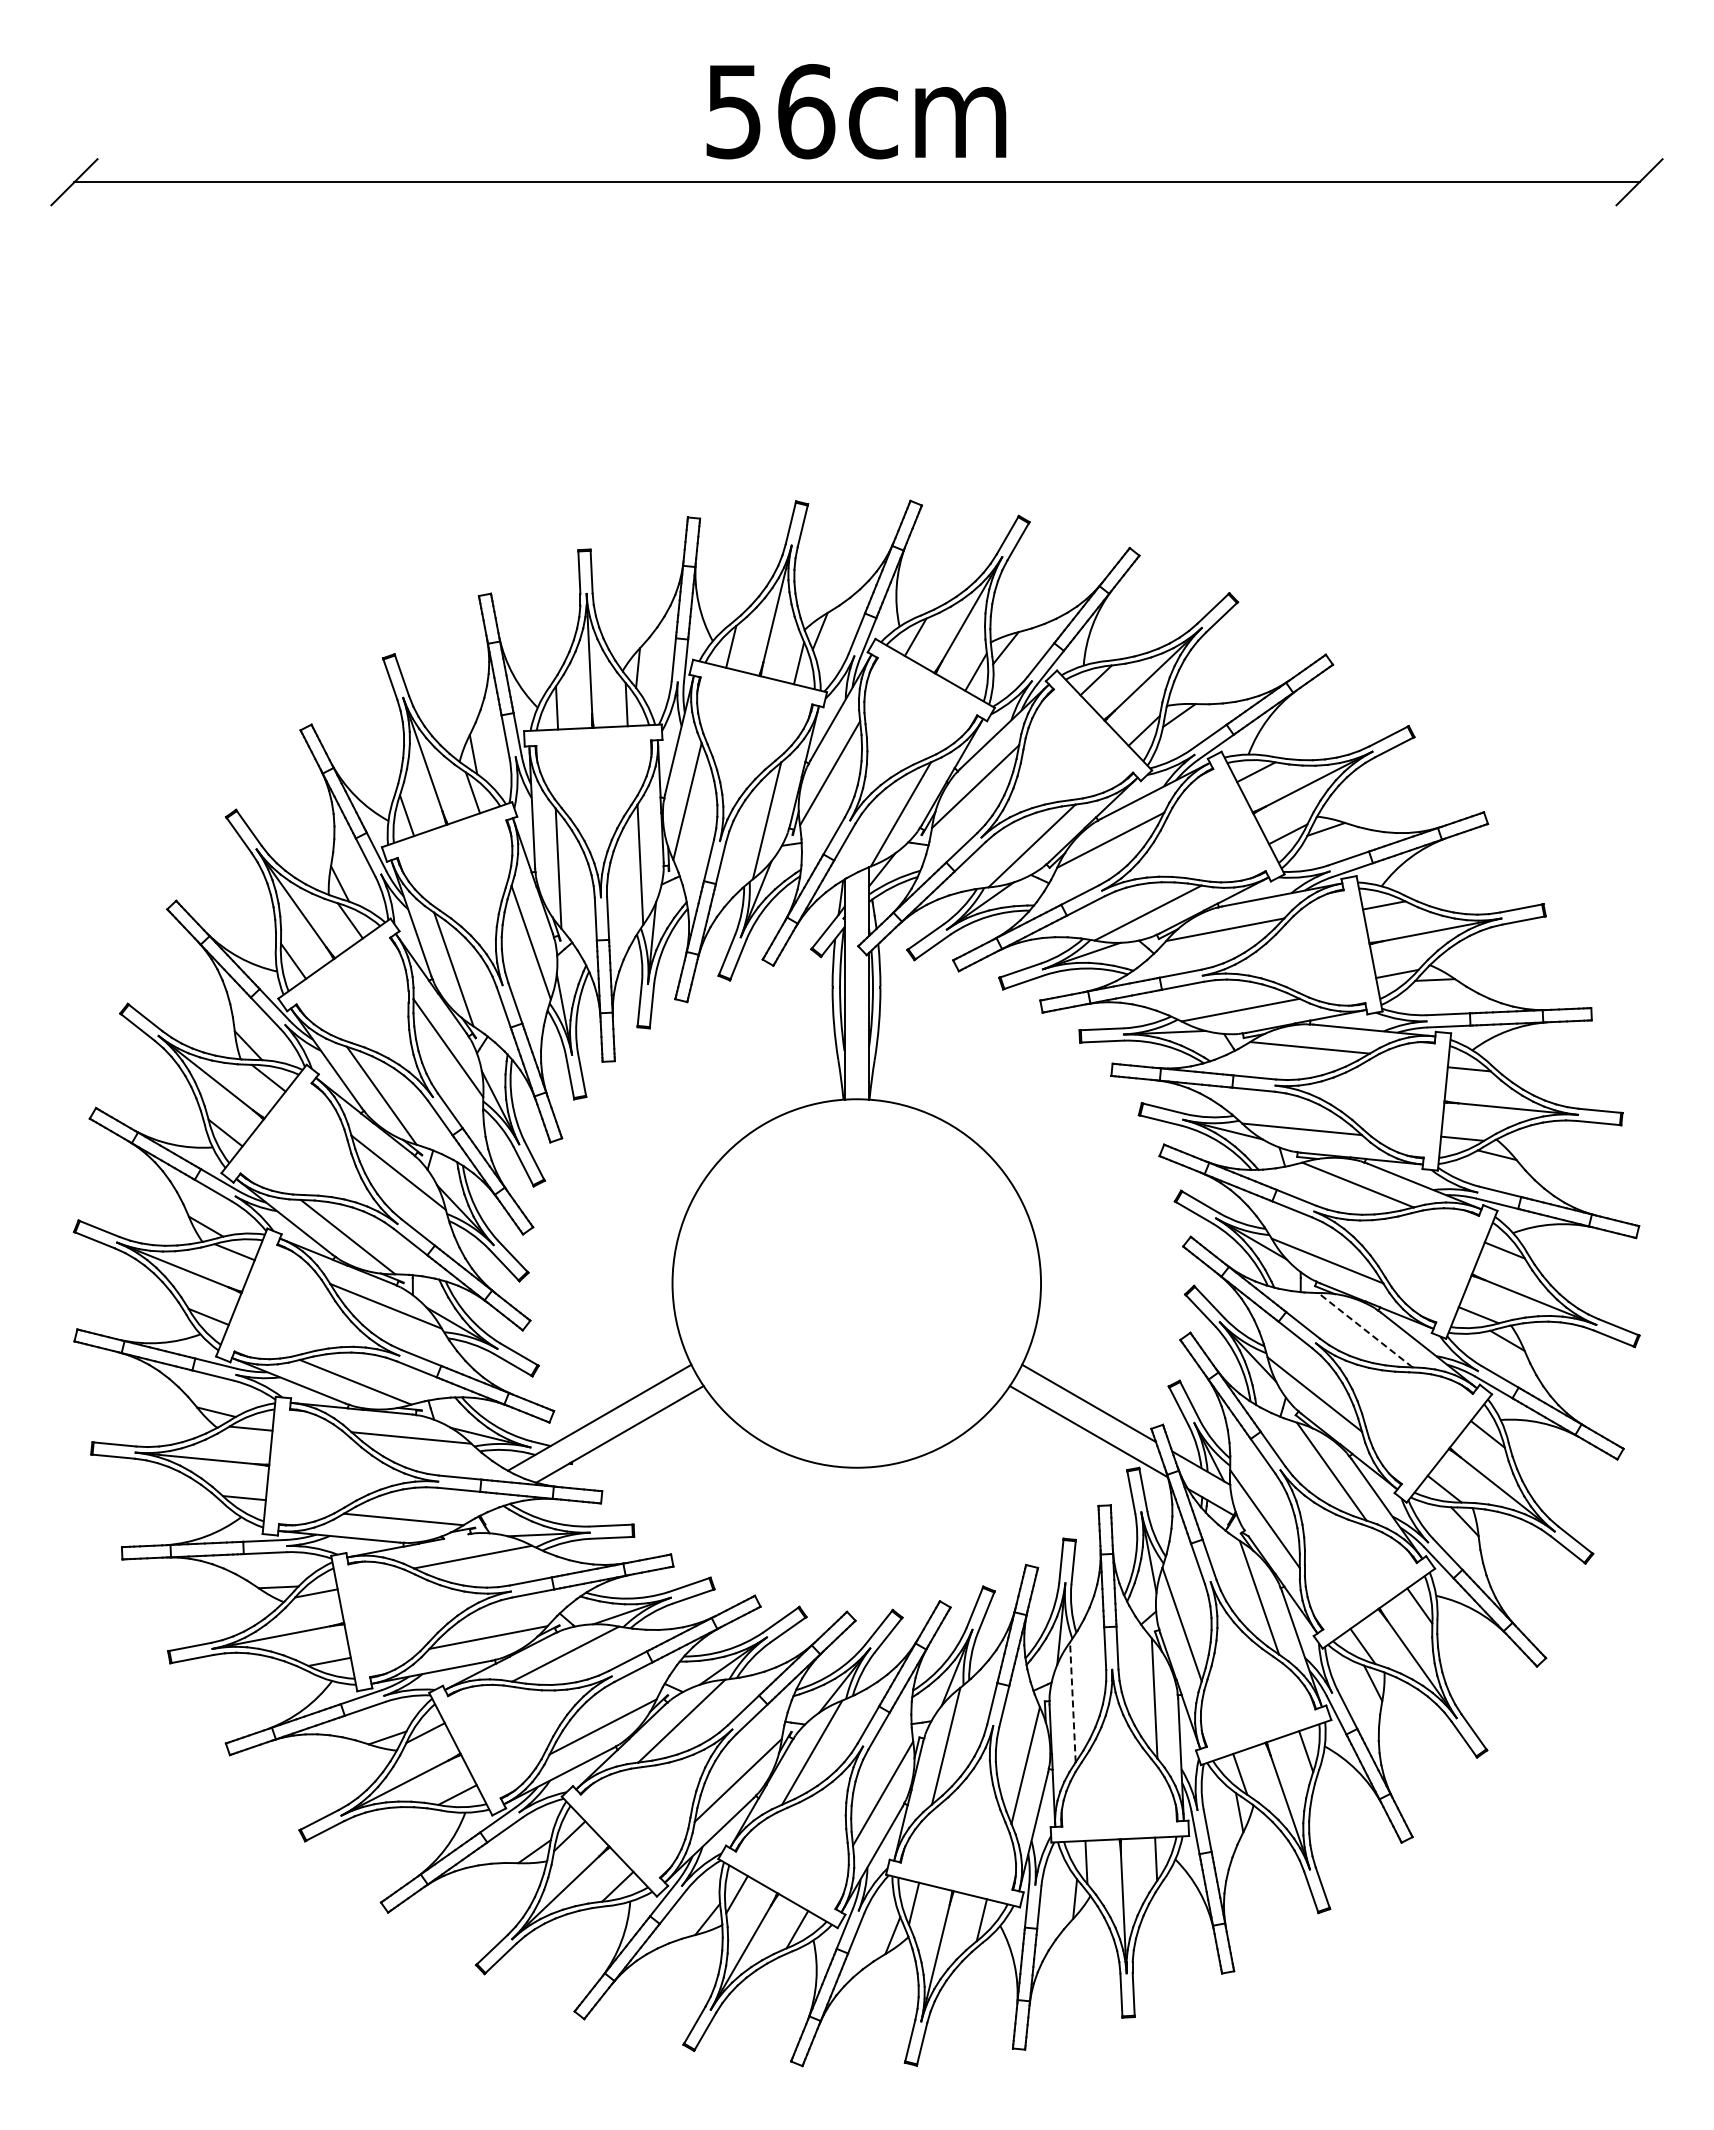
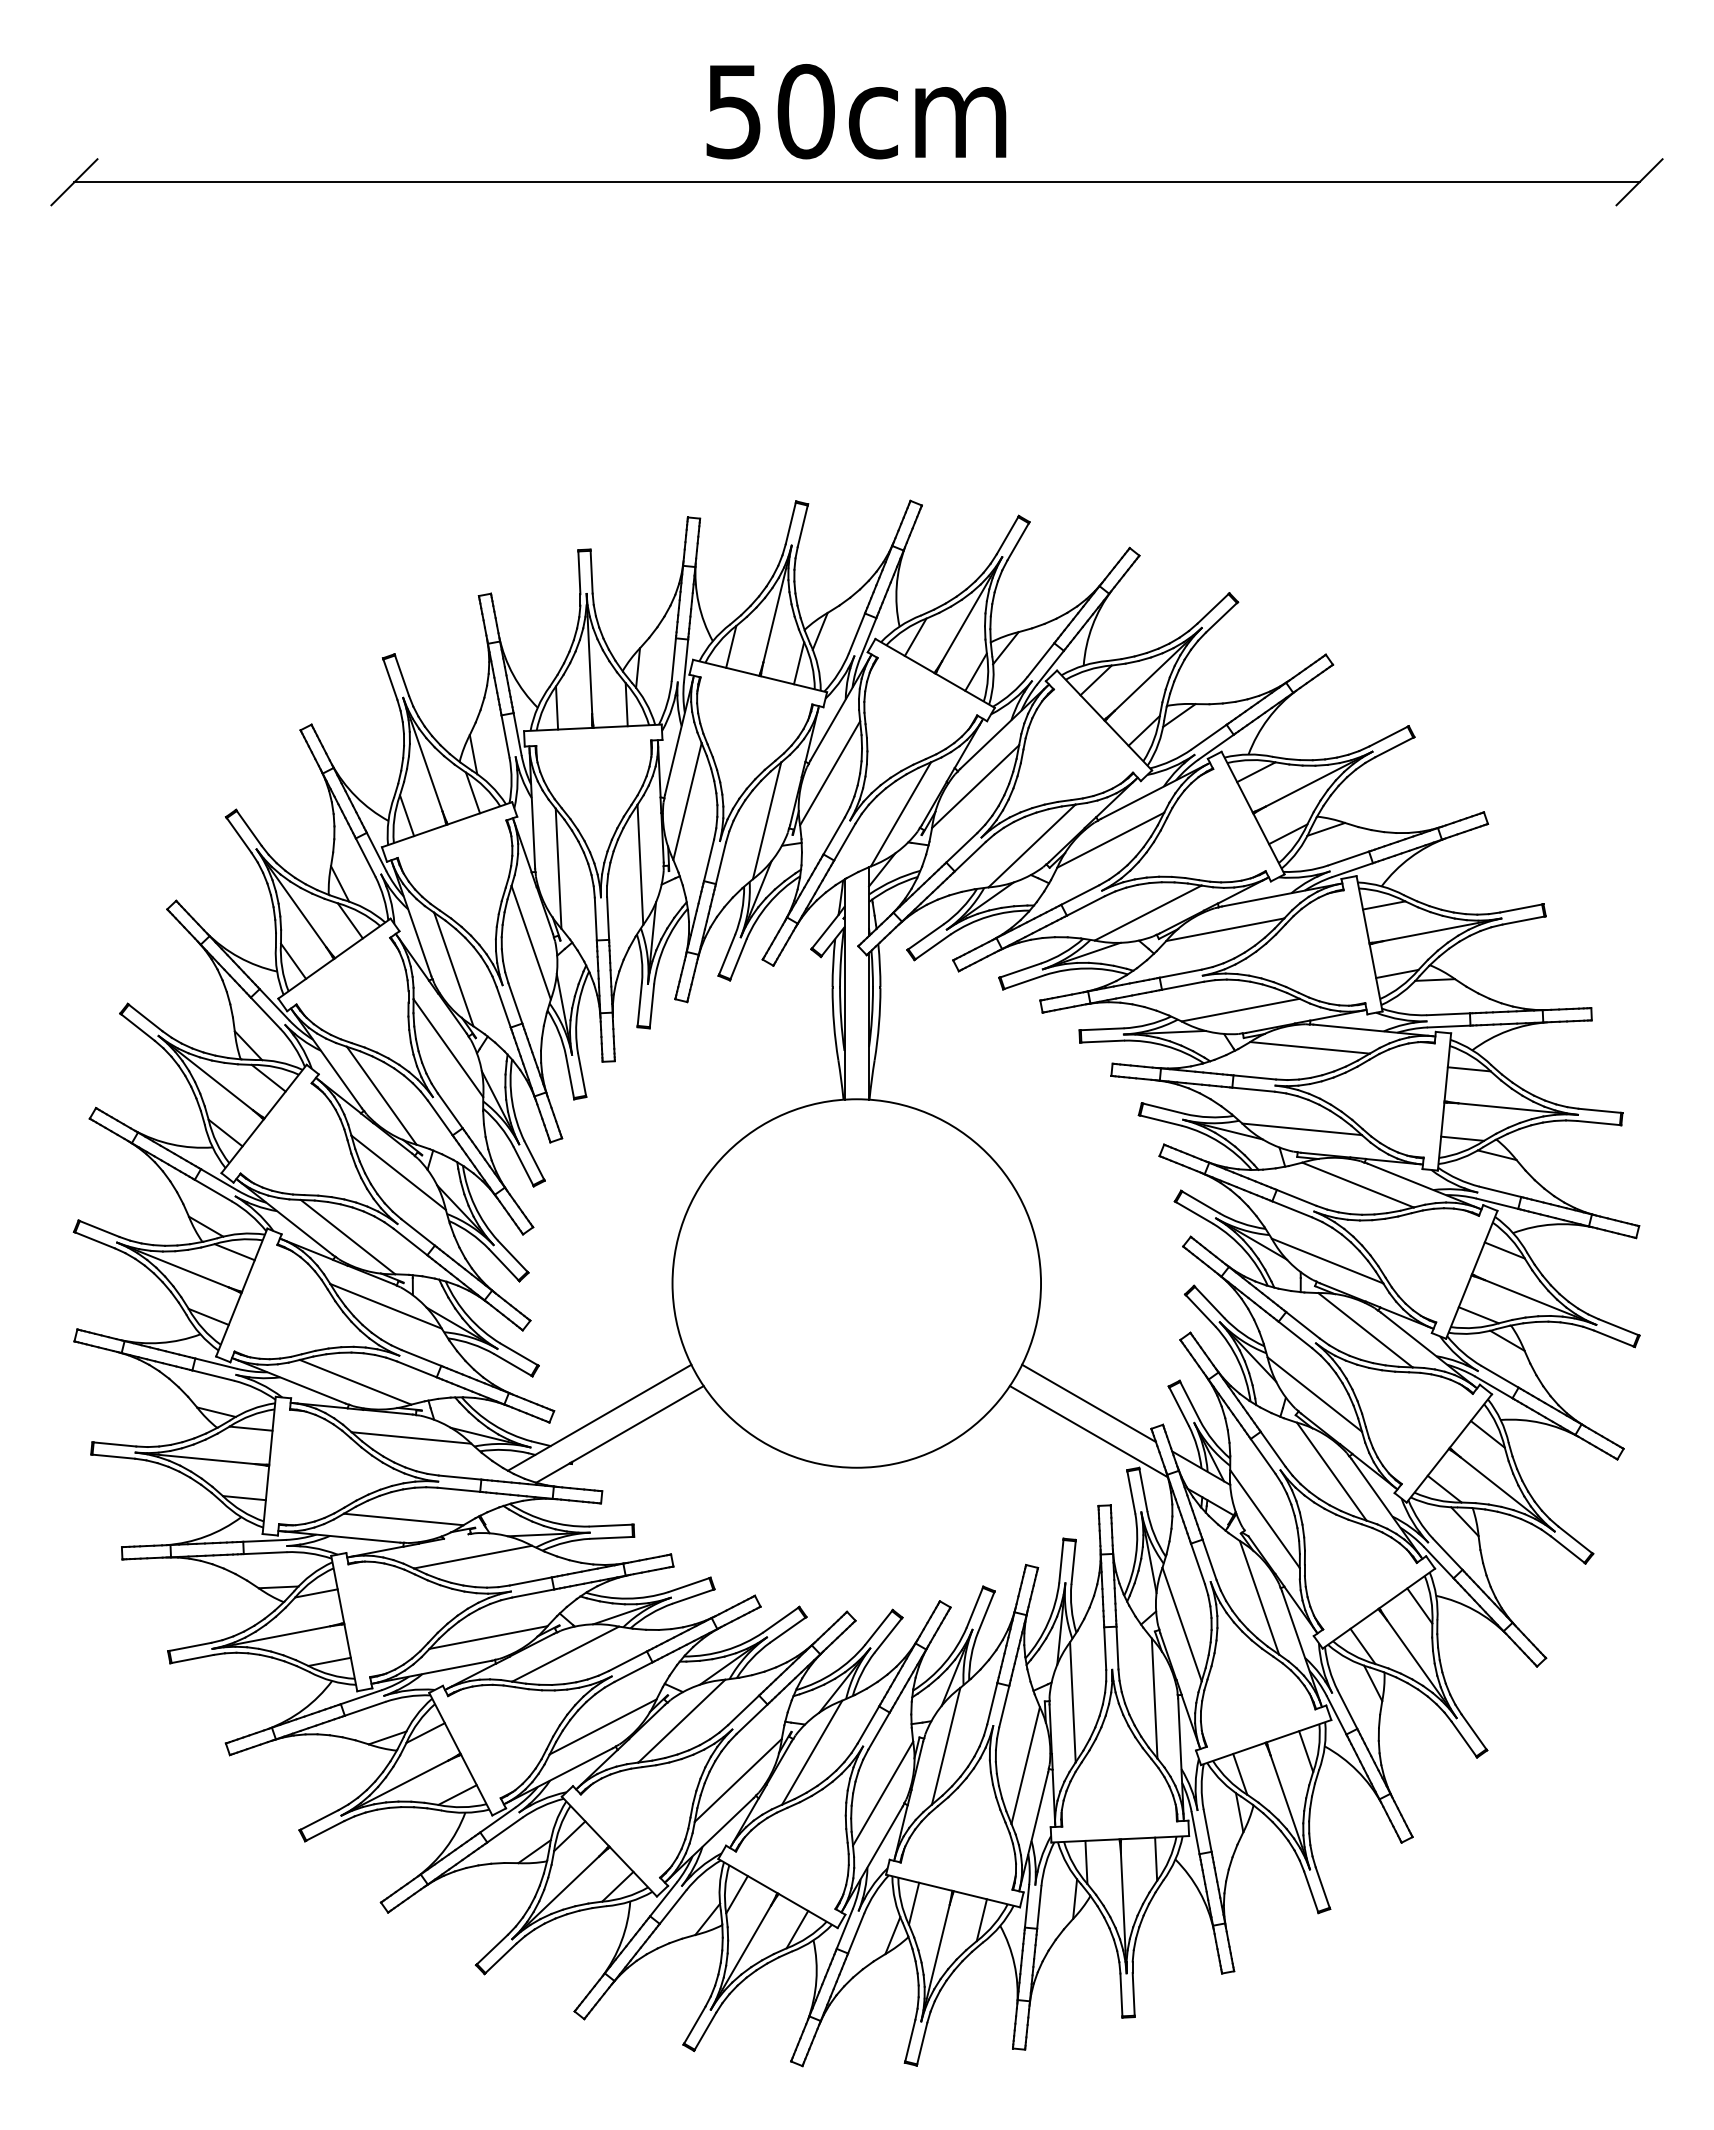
text: 56cm -> 50cm (806, 111)
line: dashed -> solid (1365, 1329)
line: dashed -> solid (1072, 1701)
